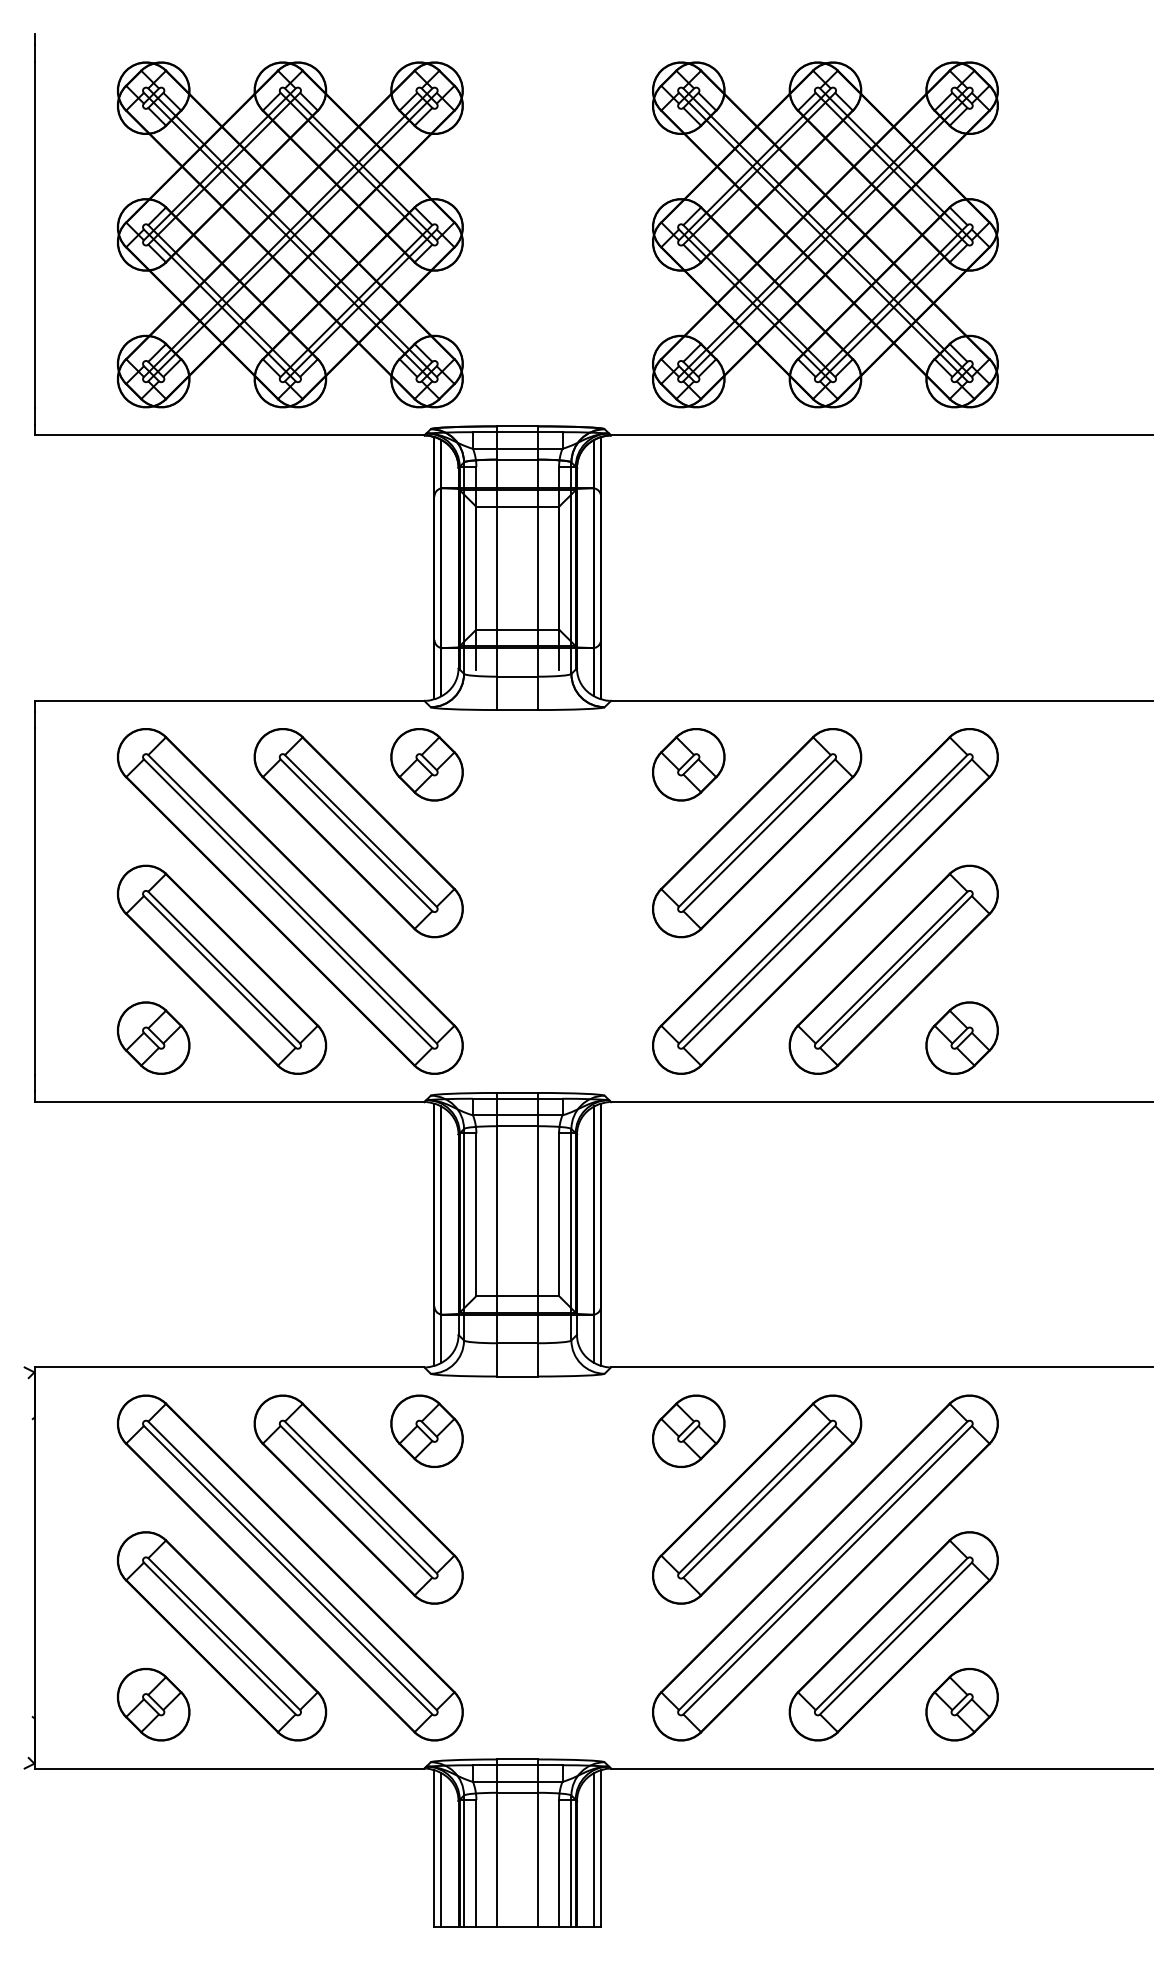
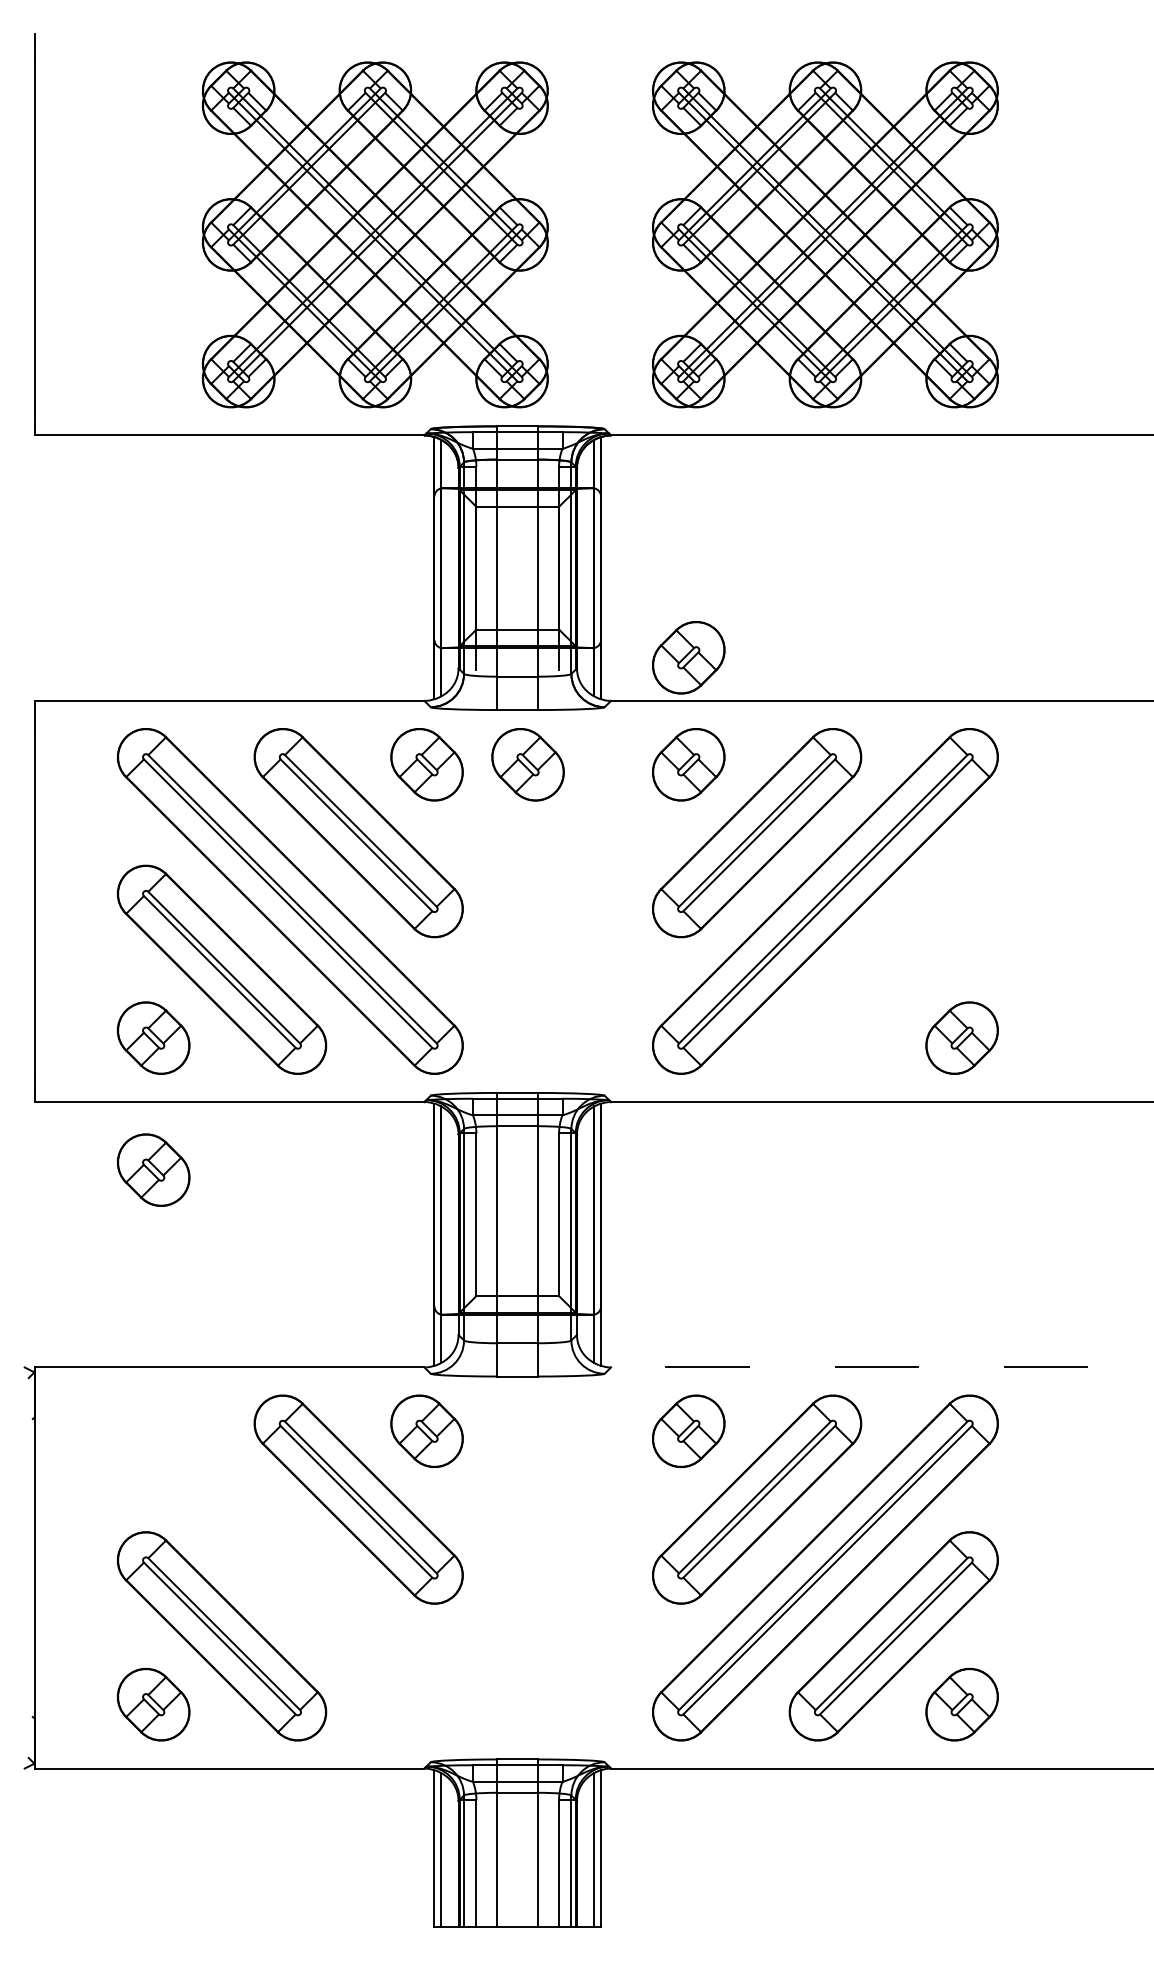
part position: (290, 234) -> (375, 234) (375, 234)
part: none -> present (688, 657)
part: none -> present (527, 764)
part: present -> none (893, 969)
part: none -> present (153, 1169)
line: solid -> dashed (881, 1367)
part: present -> none (290, 1567)
